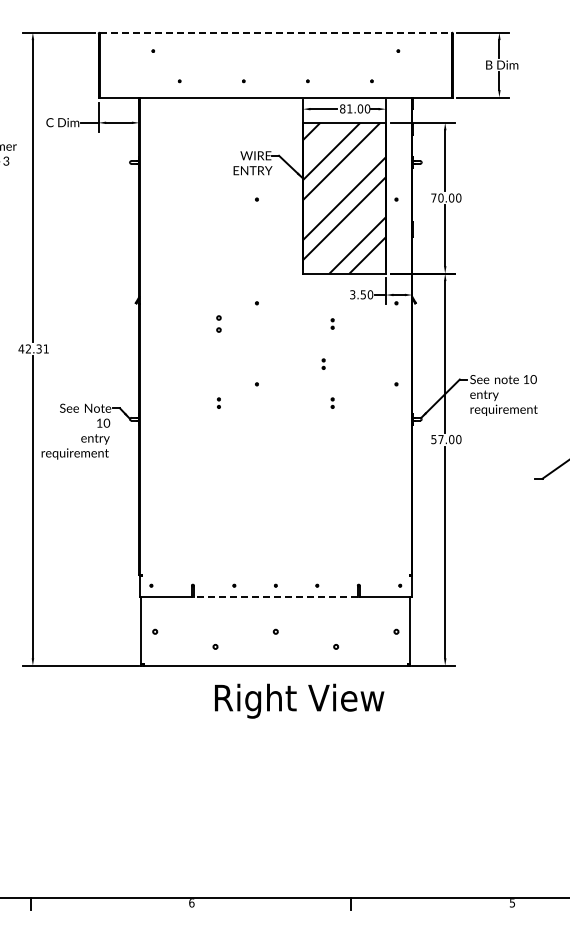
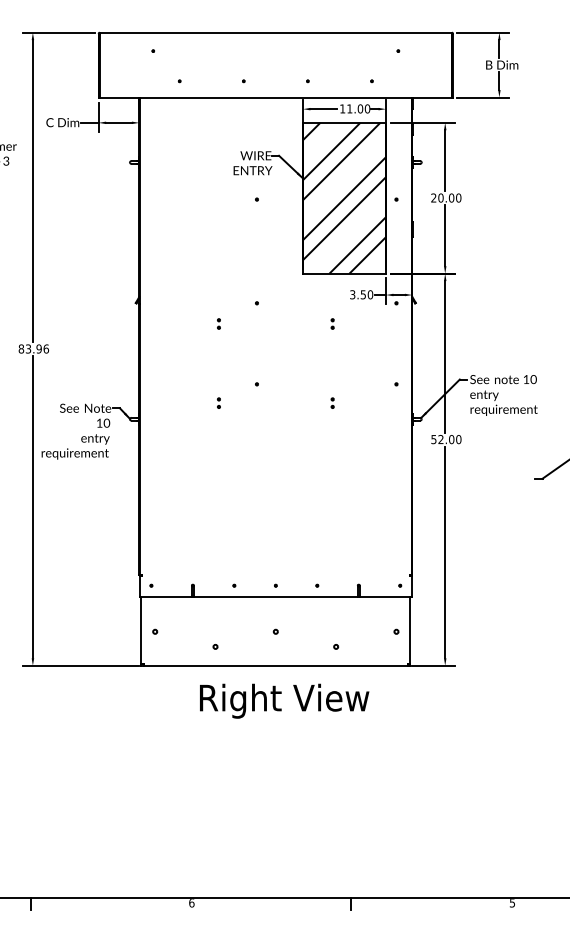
line: dashed -> solid (276, 32)
text: 81.00 -> 11.00 (342, 108)
text: 70.00 -> 20.00 (433, 197)
part size: 6x18 px -> 4x12 px (218, 323)
text: 42.31 -> 83.96 (33, 348)
part: present -> none (323, 363)
text: 57.00 -> 52.00 (440, 439)
line: dashed -> solid (275, 597)
text position: (299, 700) -> (284, 700) (284, 700)
